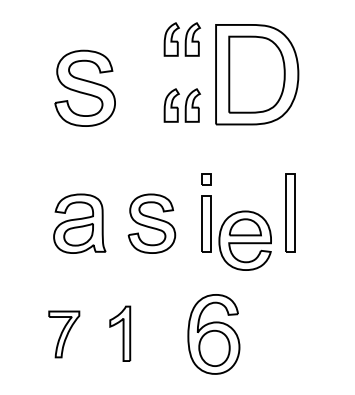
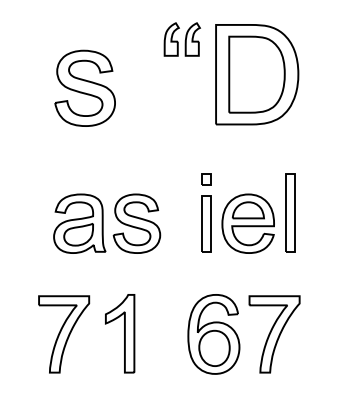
part: present -> none (181, 105)
part position: (151, 223) -> (136, 223) (136, 223)
part position: (244, 240) -> (247, 223) (247, 223)
part size: 23x57 px -> 31x80 px (120, 333)
part size: 33x49 px -> 53x79 px (64, 334)
part: none -> present (274, 334)
